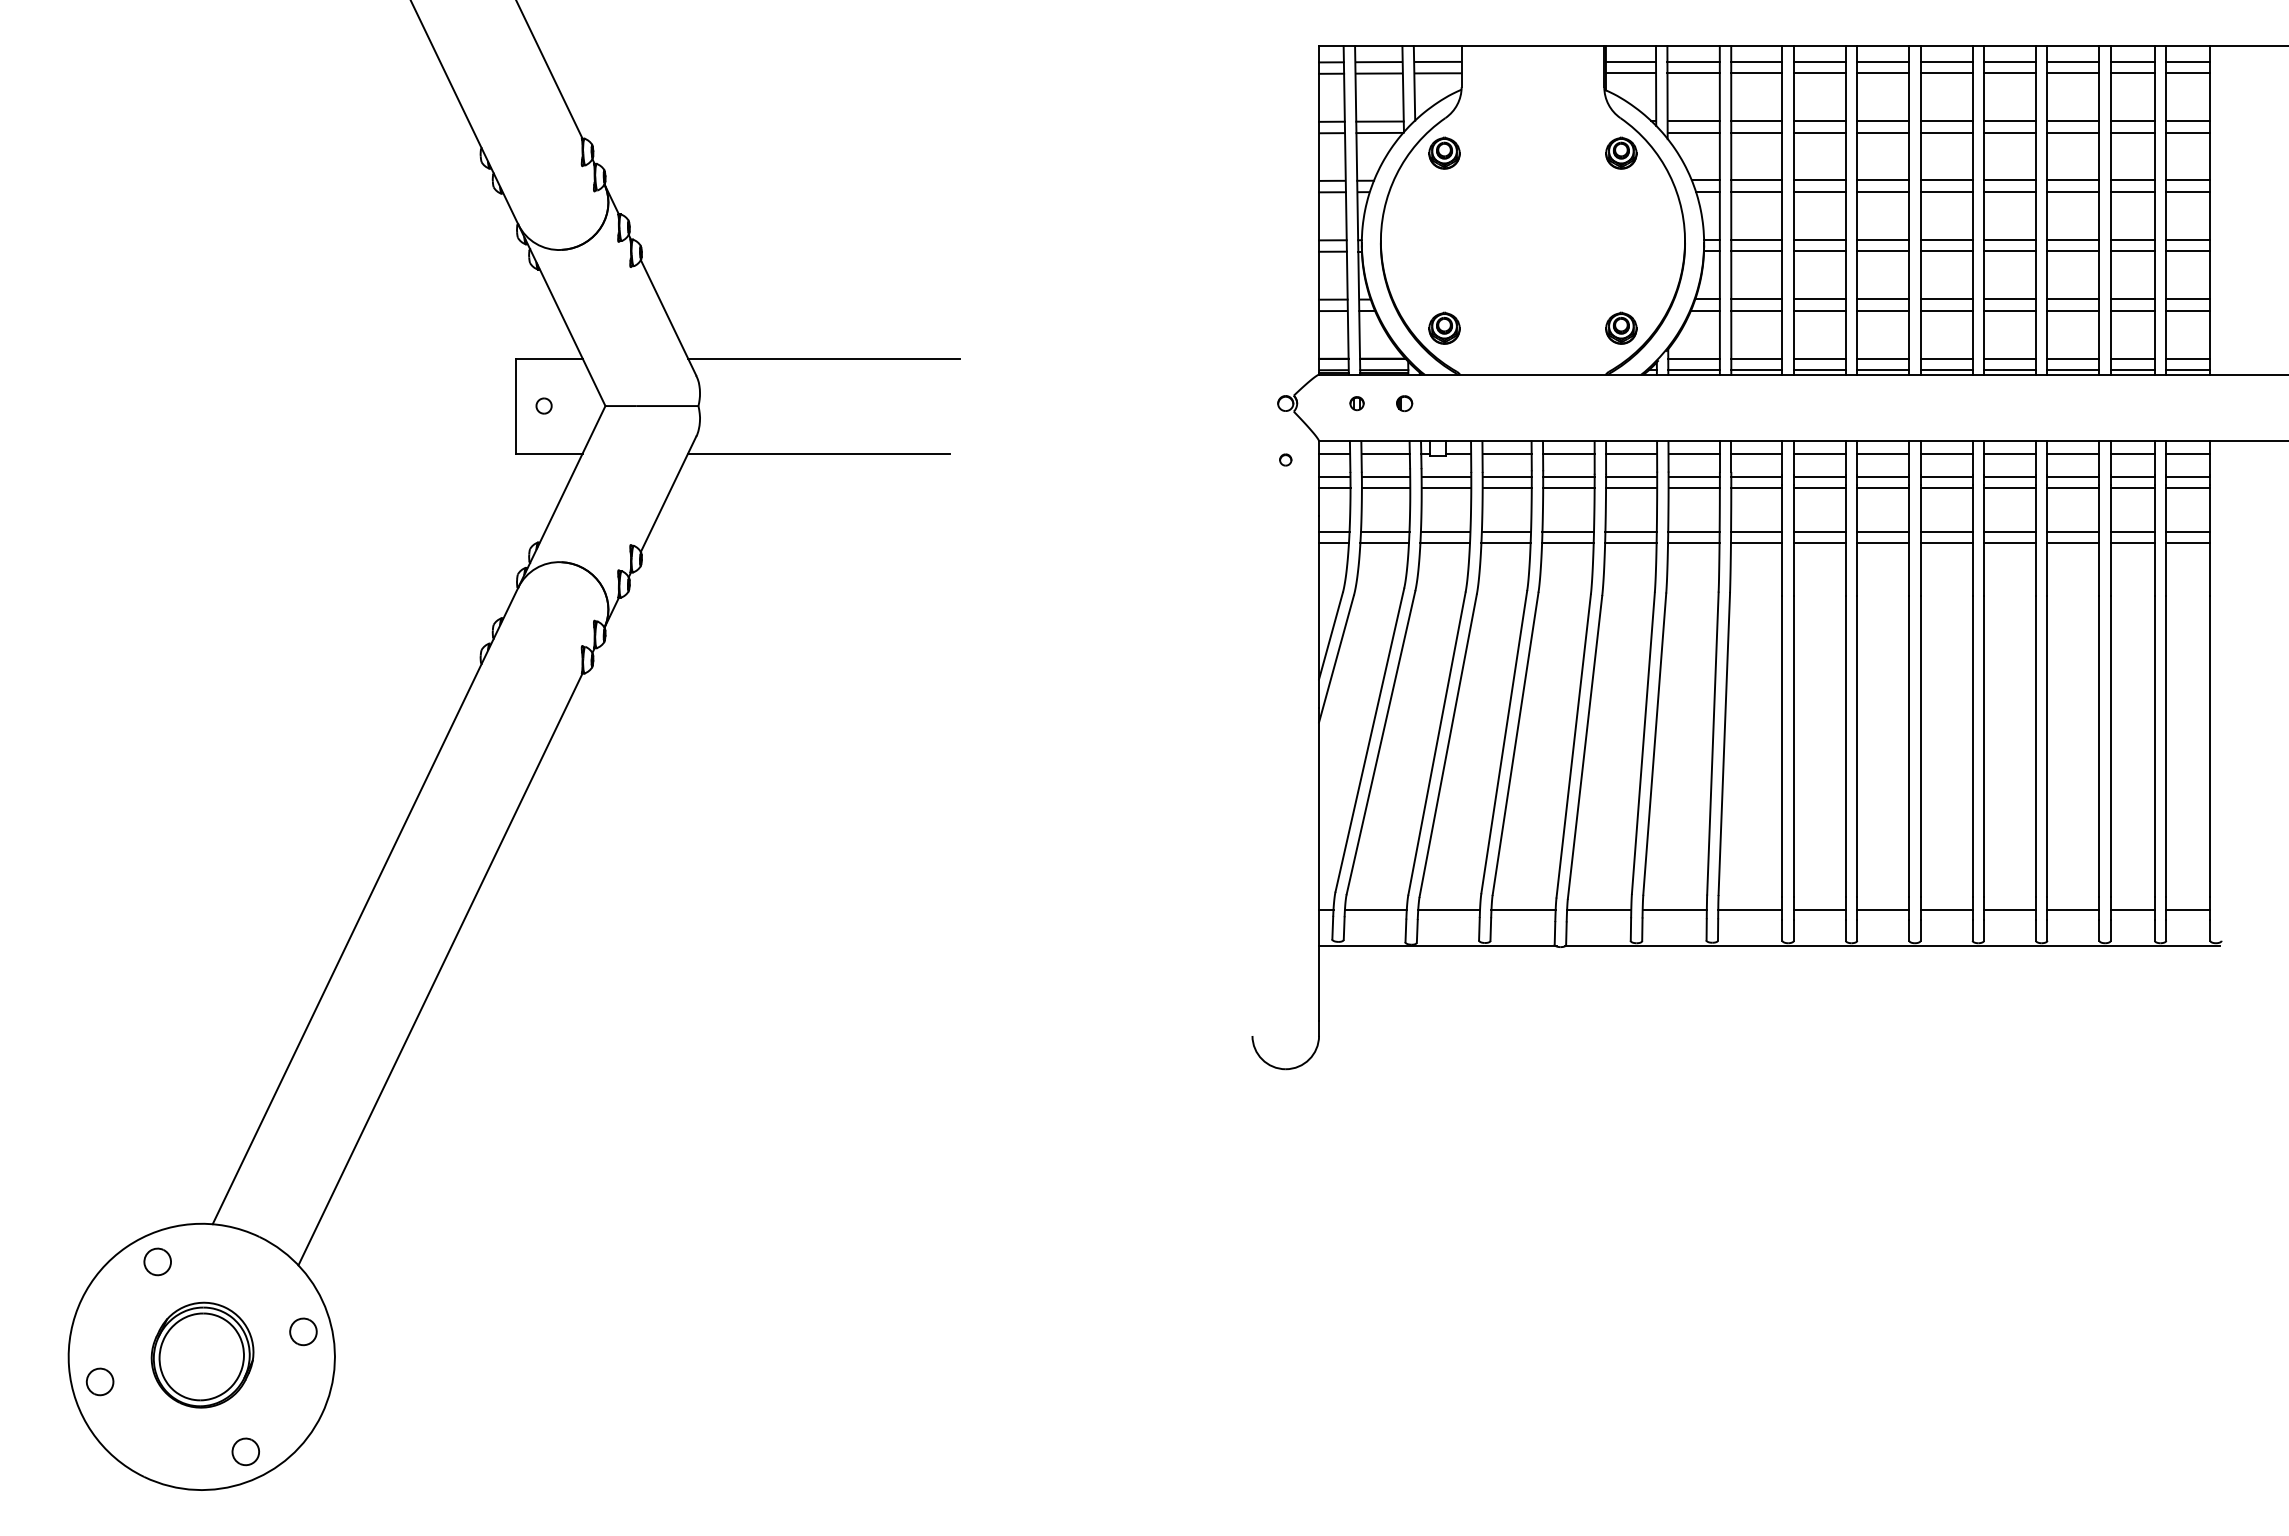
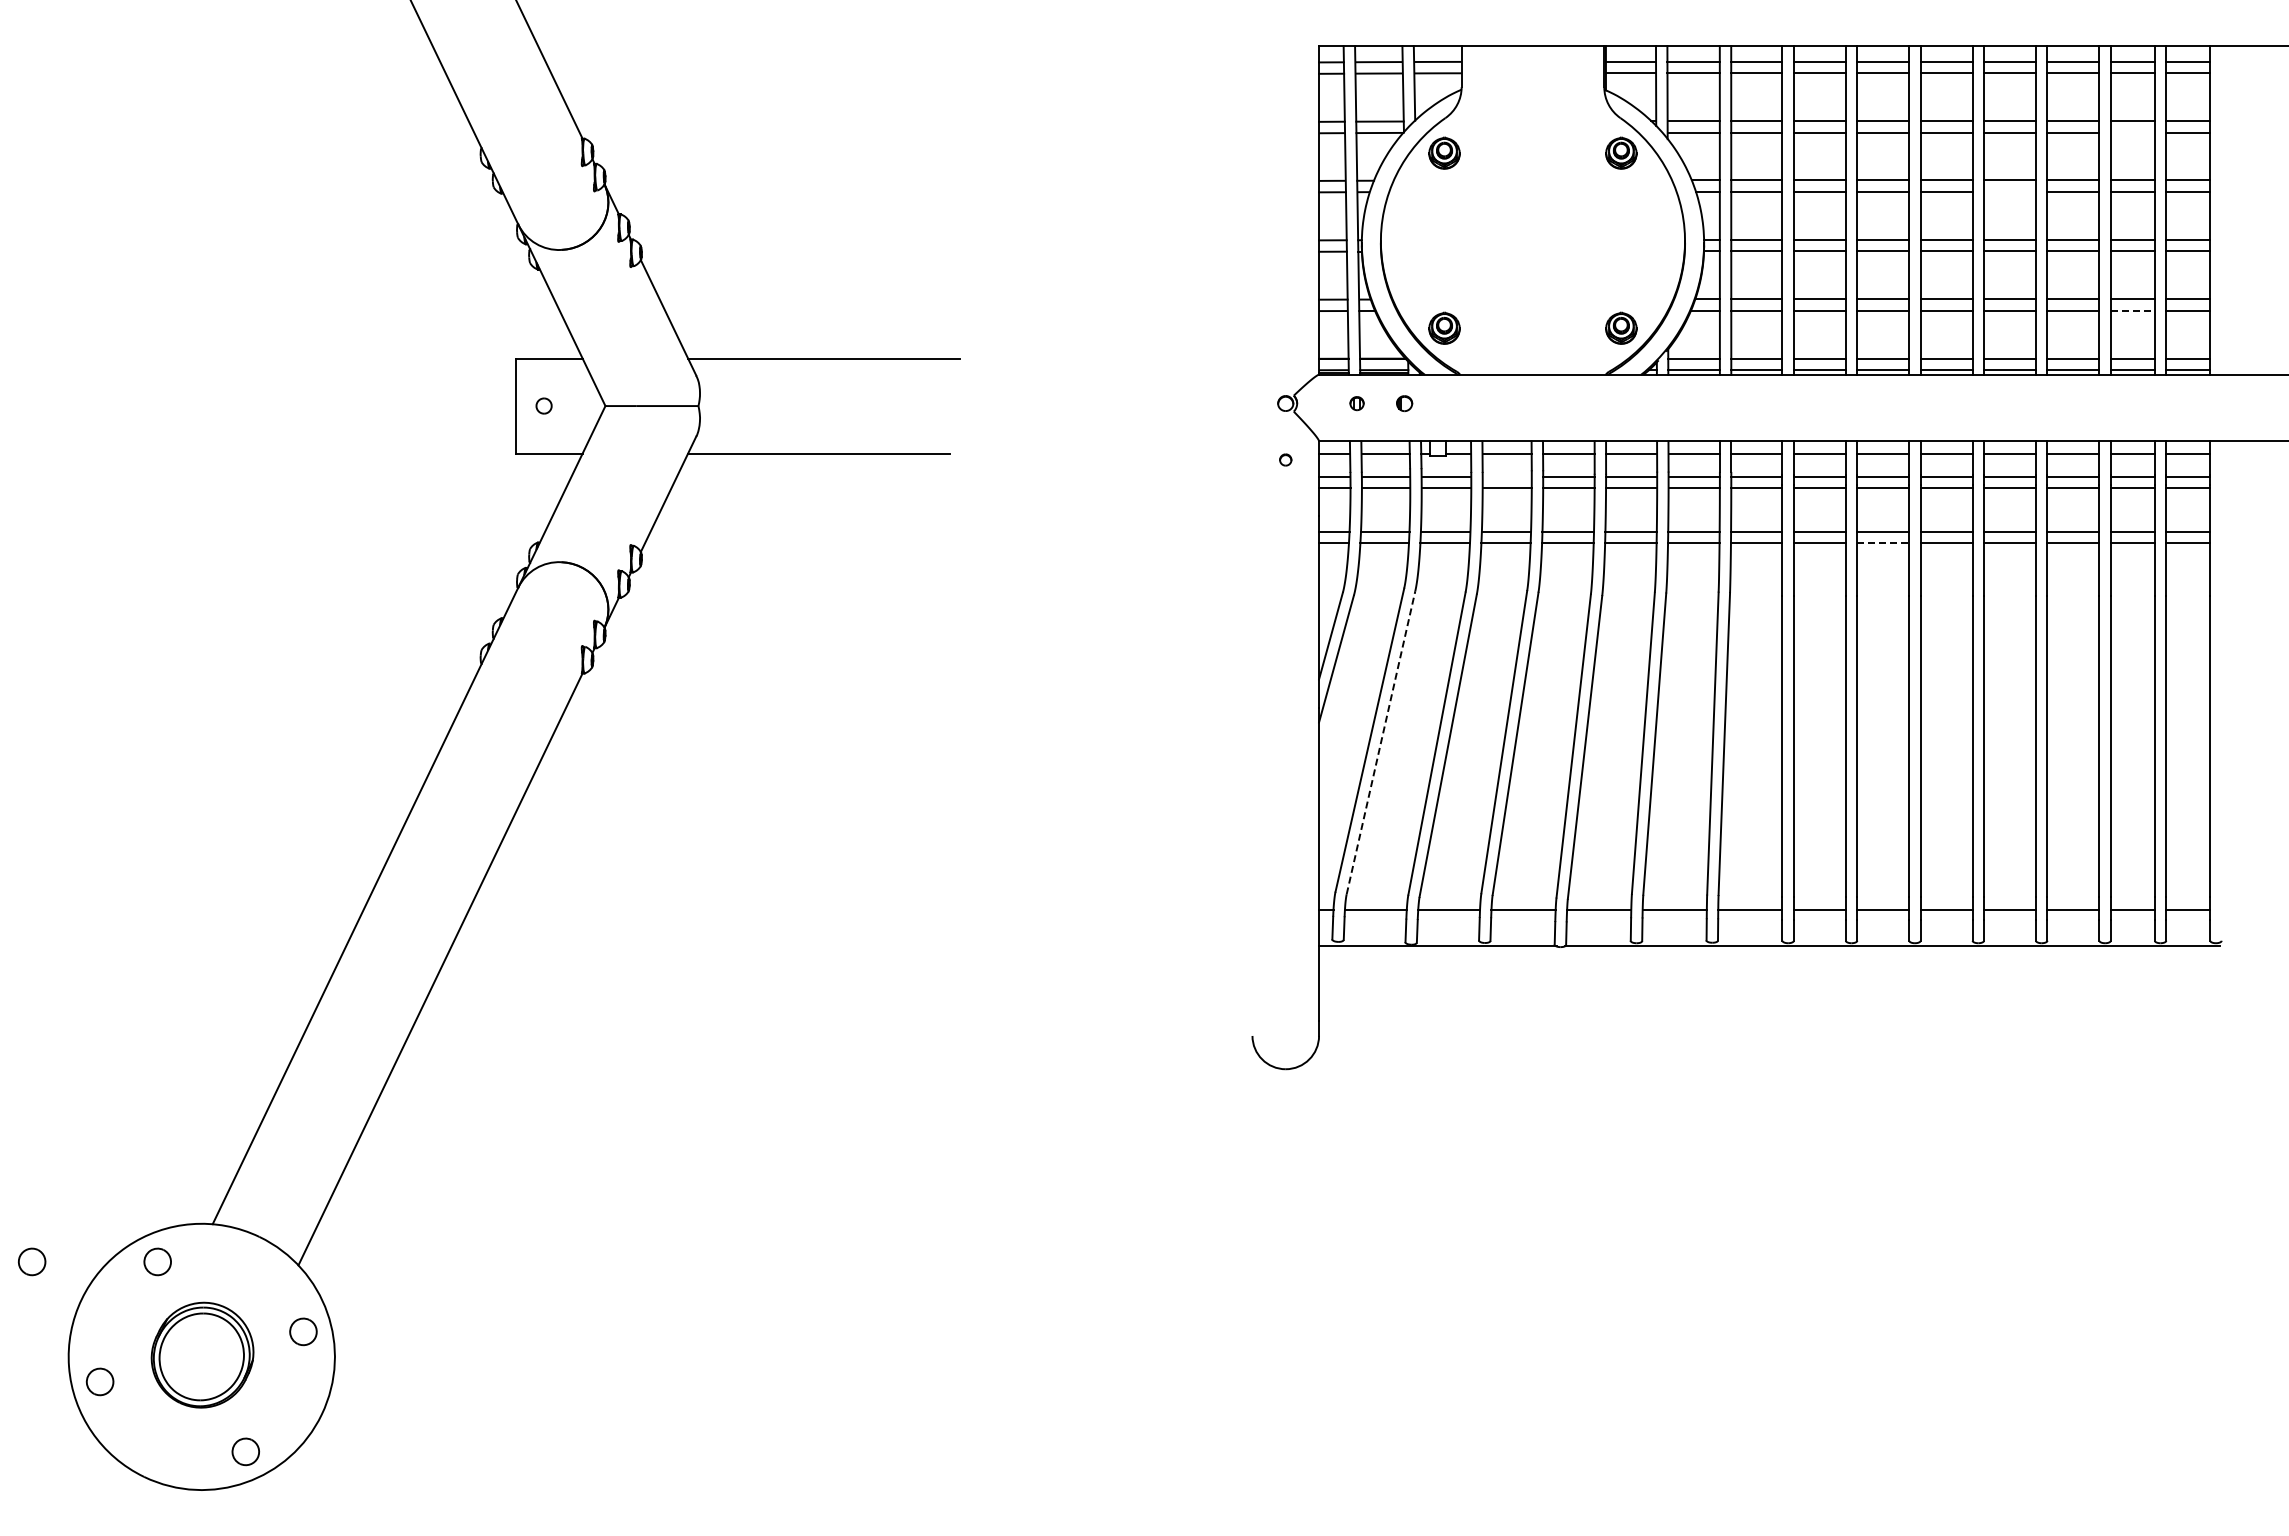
line: present -> none (2132, 132)
line: present -> none (2009, 191)
line: solid -> dashed (2133, 310)
line: present -> none (1506, 476)
line: solid -> dashed (1883, 543)
line: solid -> dashed (1381, 742)
part: none -> present (31, 1261)
